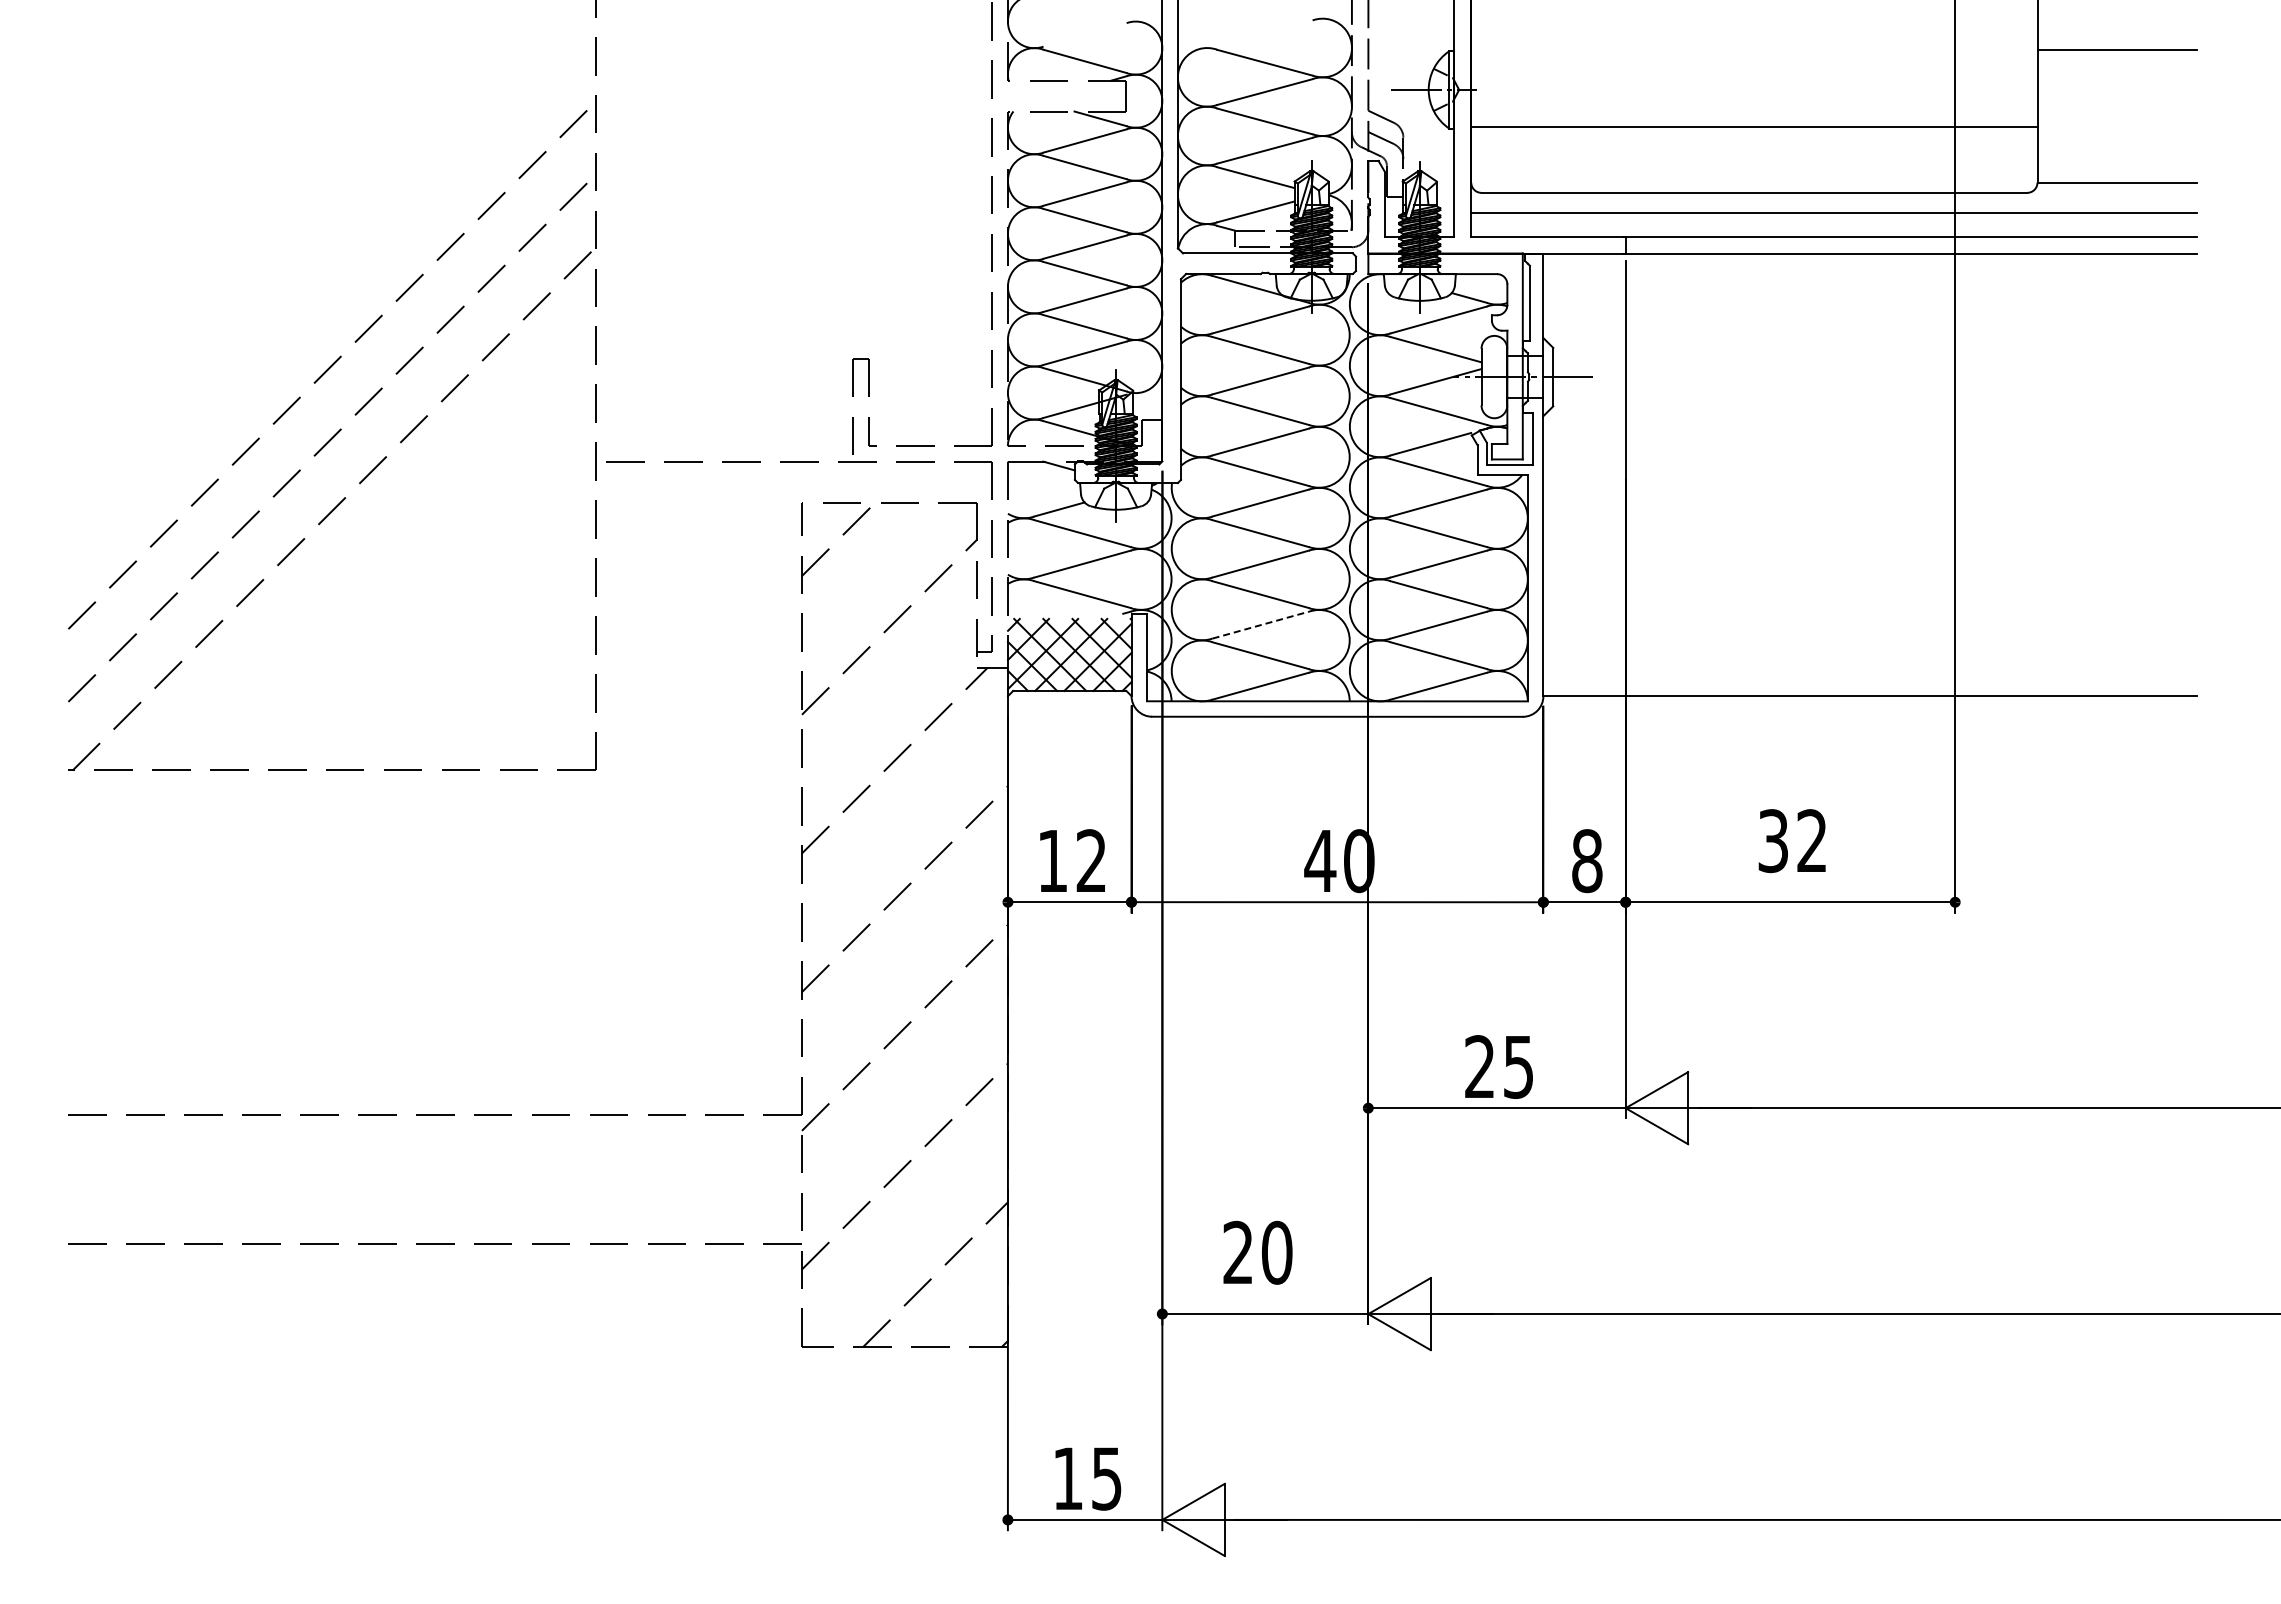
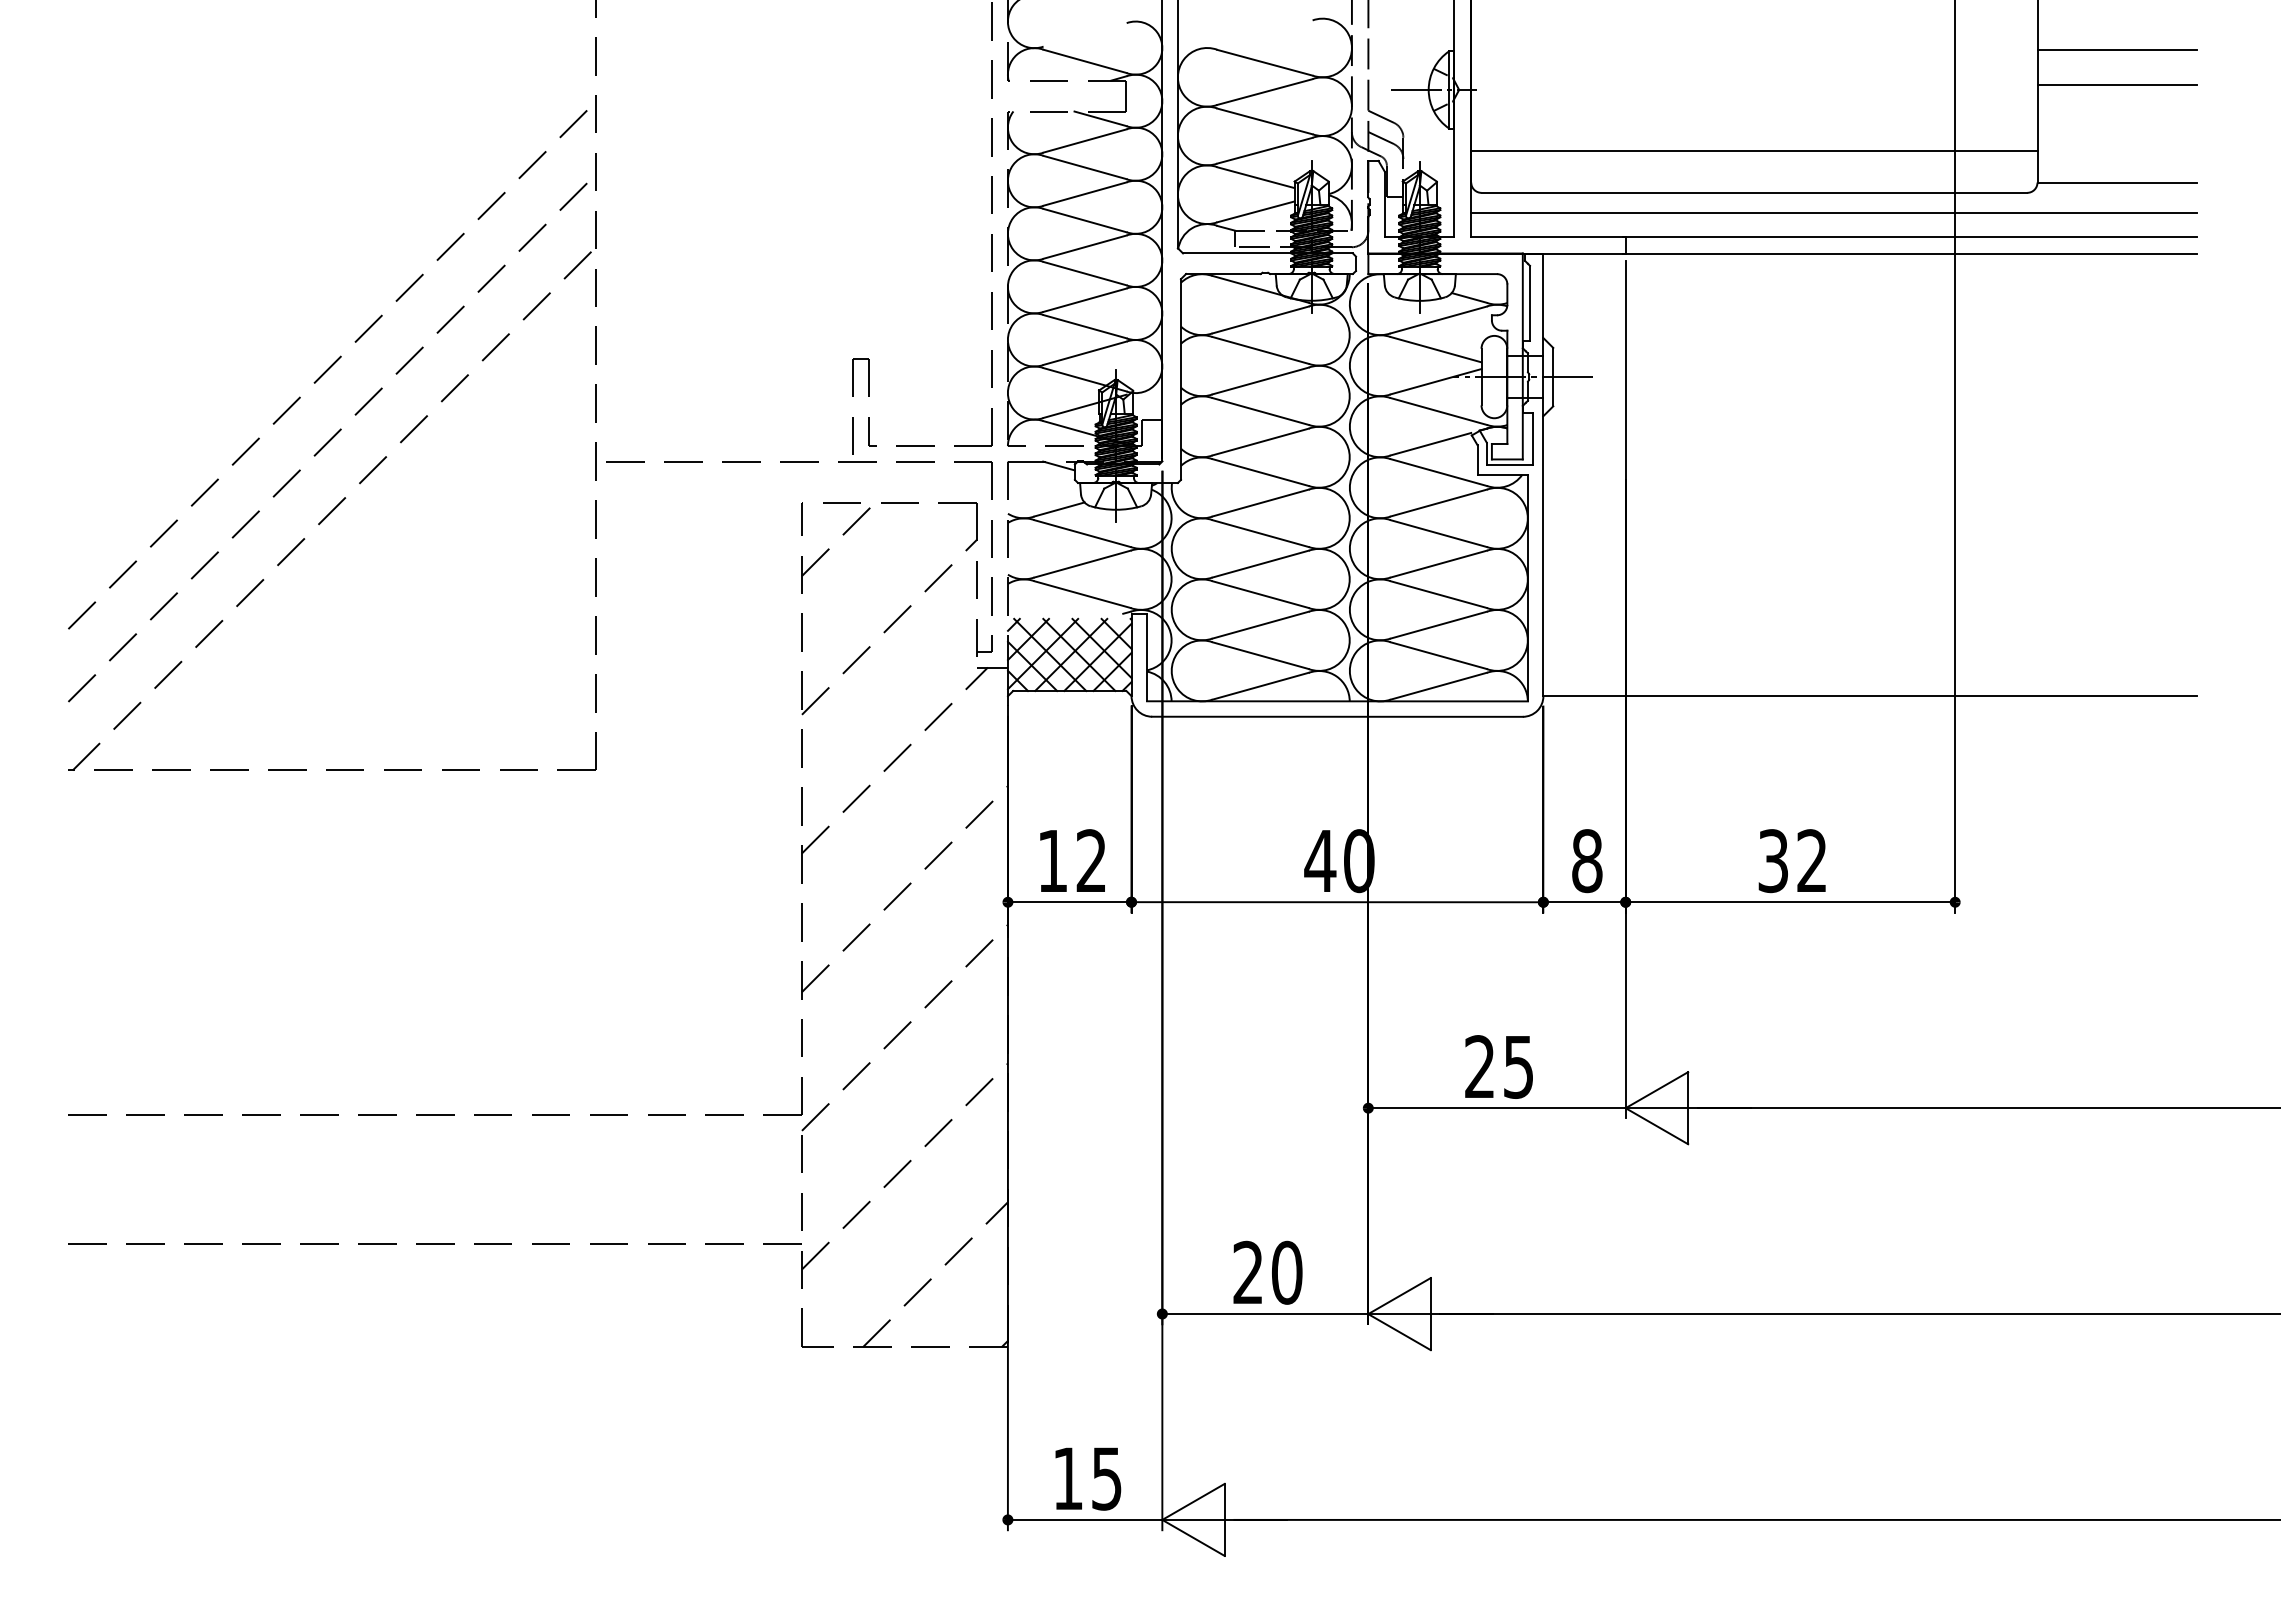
line: none -> present (2117, 84)
line position: (1754, 127) -> (1754, 151) (1754, 151)
line: dashed -> solid (1260, 625)
text position: (1791, 841) -> (1791, 861) (1791, 861)
text position: (1257, 1252) -> (1267, 1272) (1267, 1272)
